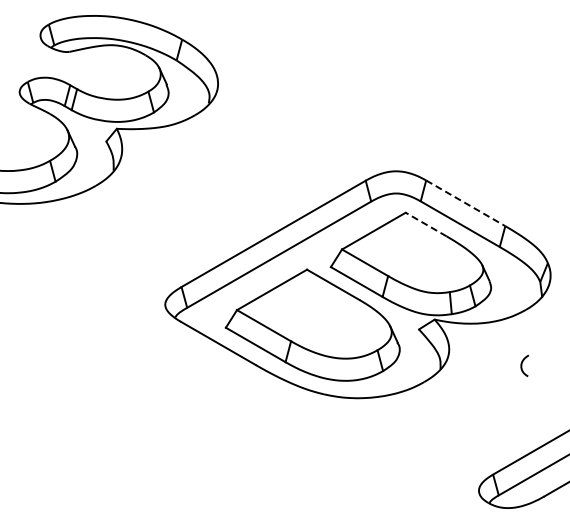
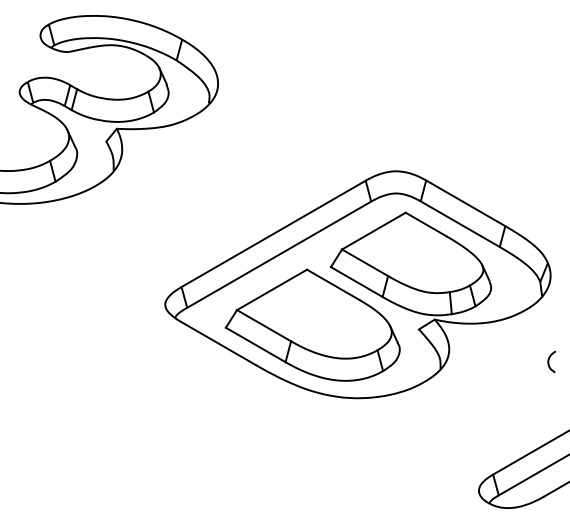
line: dashed -> solid (465, 203)
line: dashed -> solid (426, 224)
curve position: (522, 365) -> (549, 361) (549, 361)
